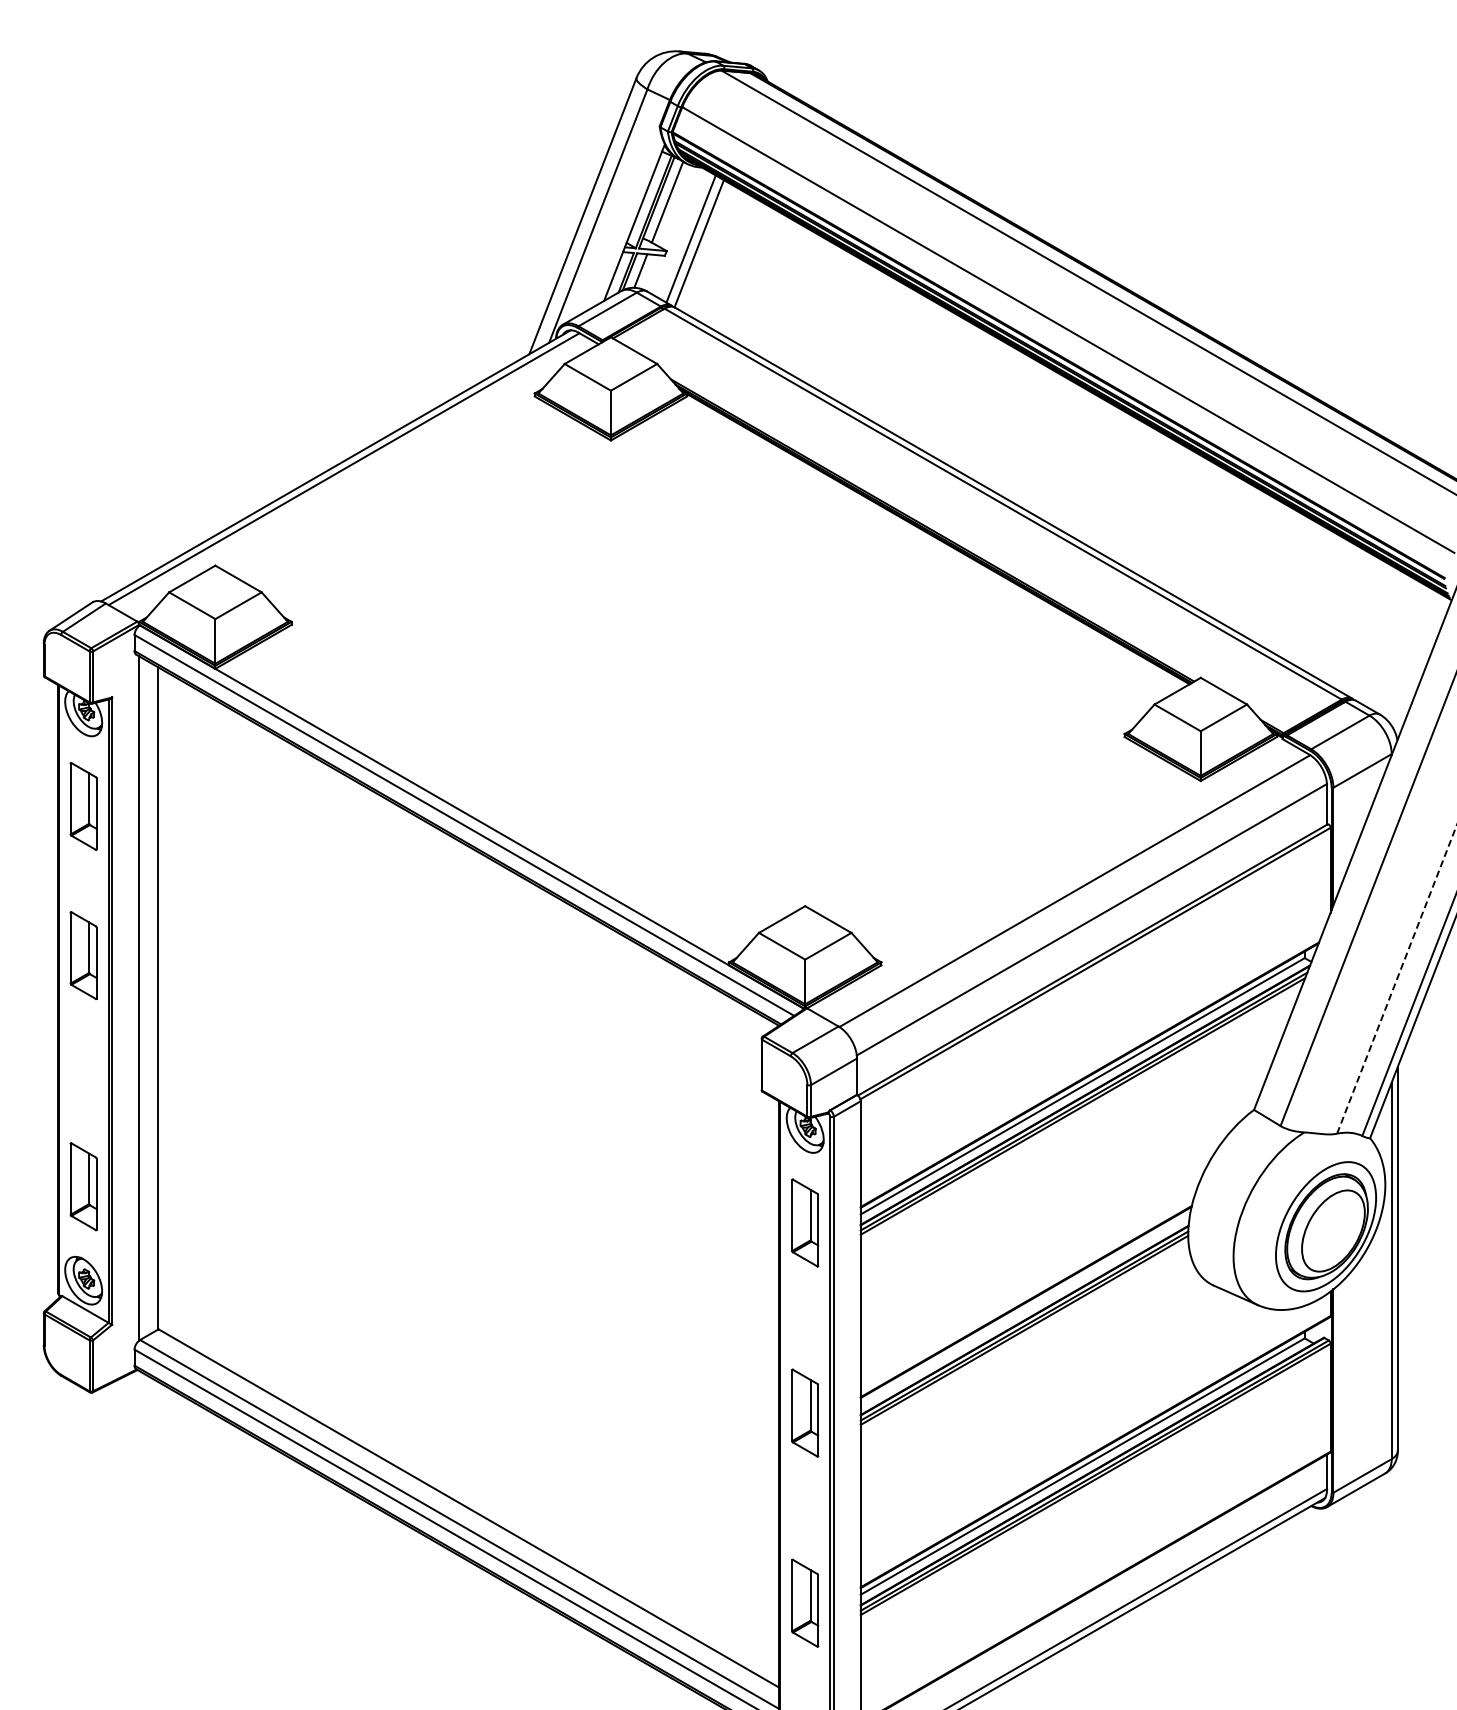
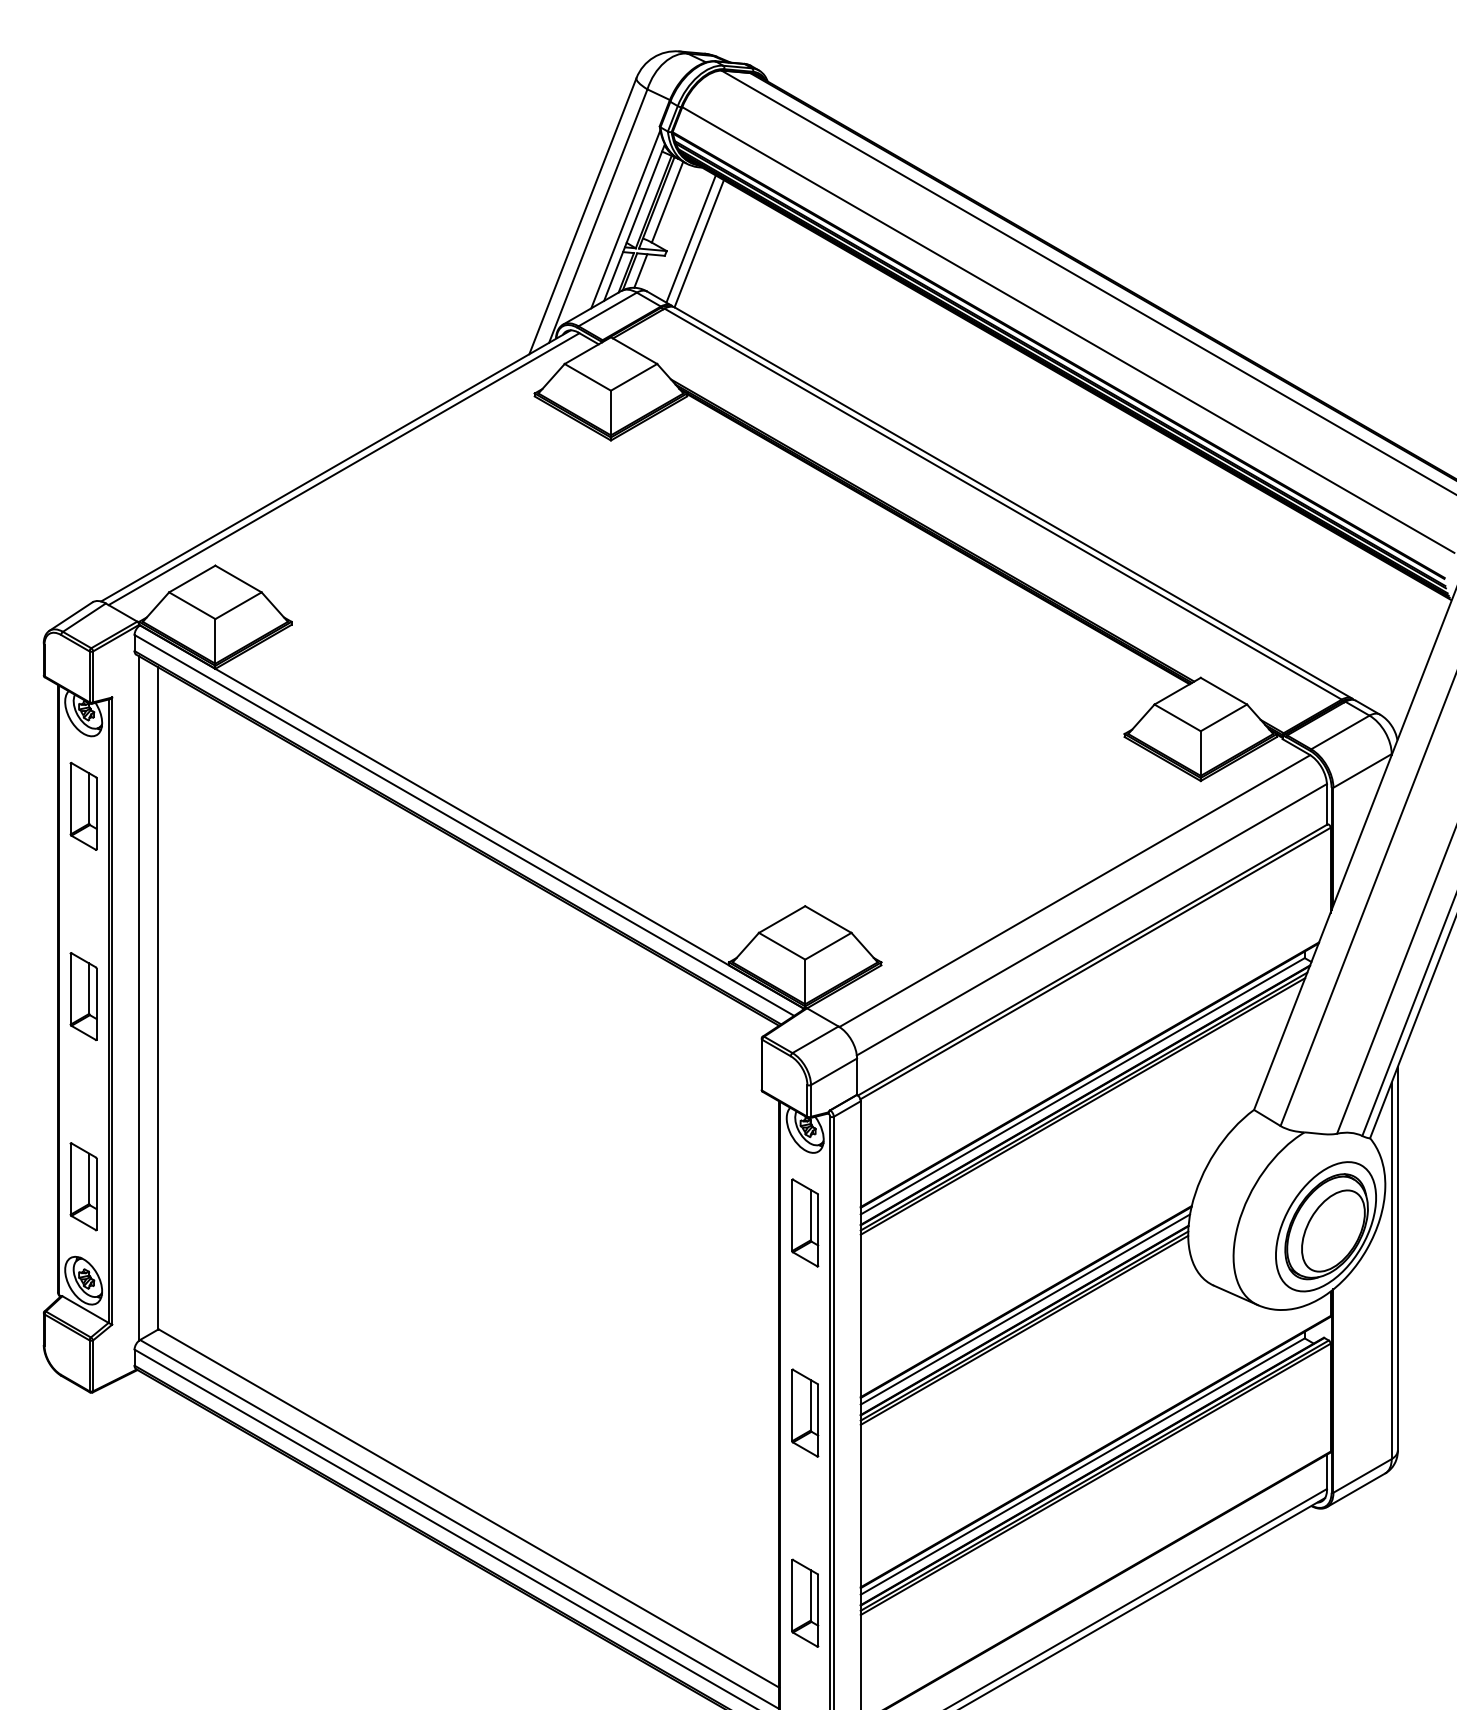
line: none -> present (625, 219)
part position: (83, 955) -> (83, 996) (83, 996)
line: dashed -> solid (1397, 979)
line: none -> present (1025, 1309)
